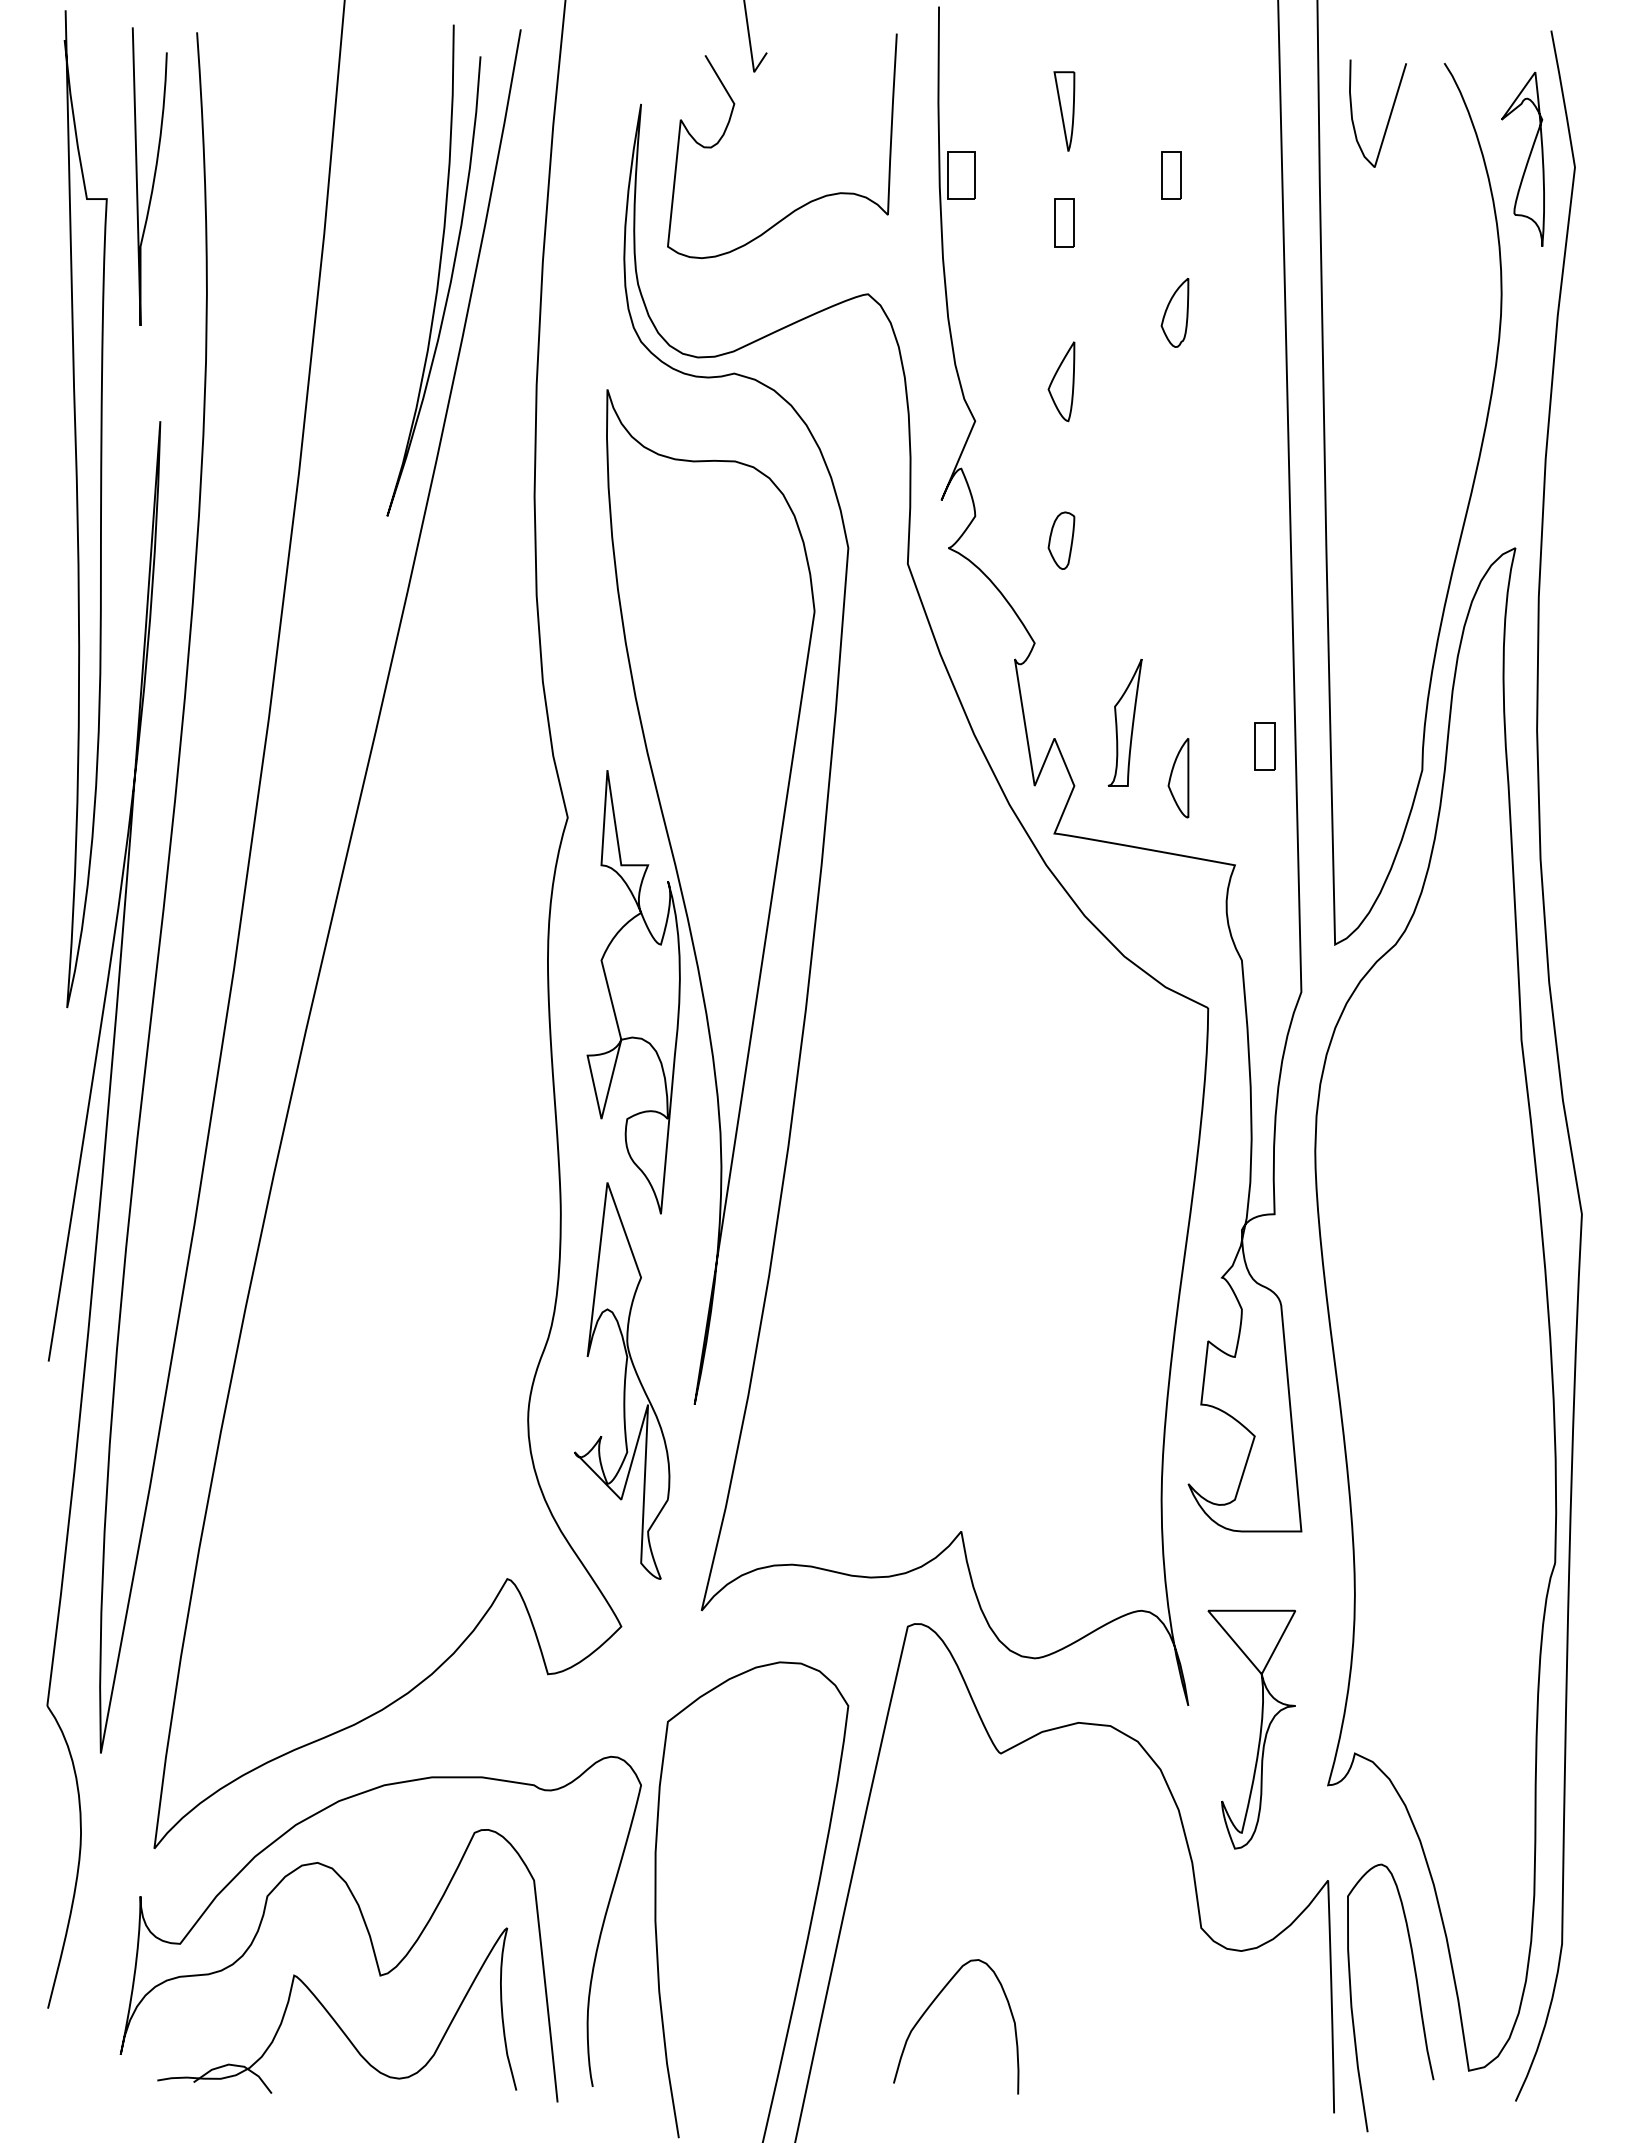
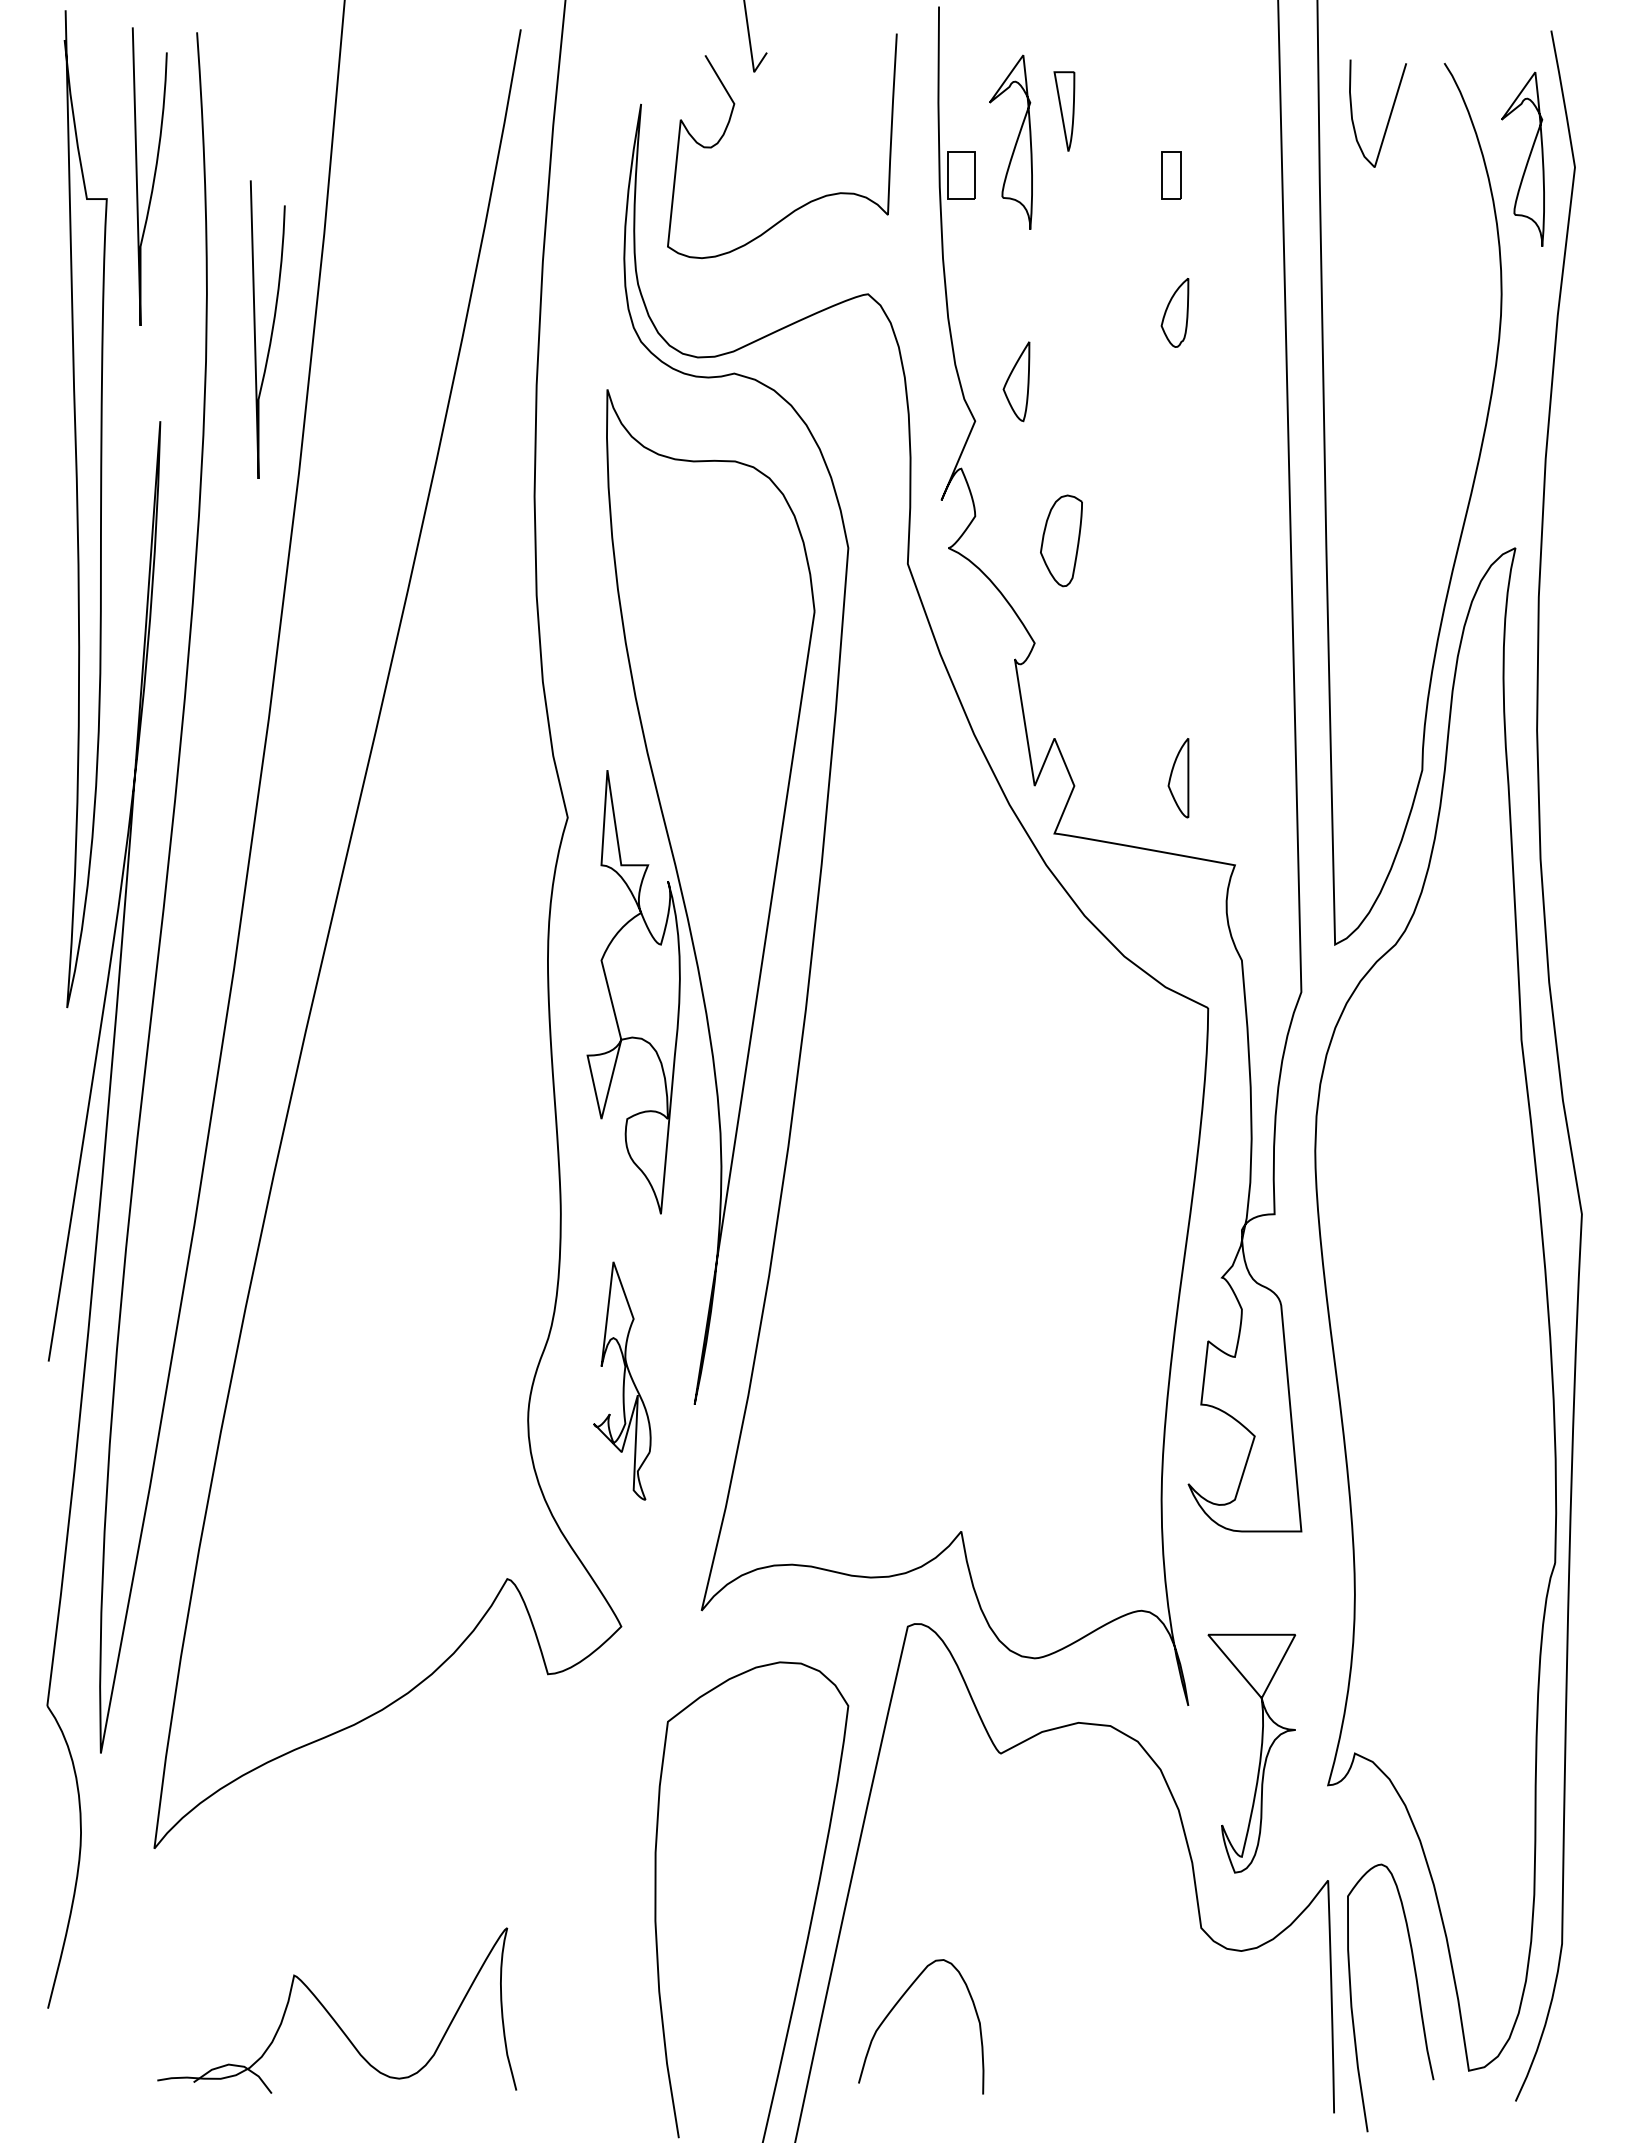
part: none -> present (1010, 141)
part: present -> none (1064, 222)
curve: present -> none (438, 270)
curve: none -> present (271, 329)
part position: (1061, 381) -> (1016, 381) (1016, 381)
part size: 29x59 px -> 43x94 px (1061, 540)
part: present -> none (1124, 722)
part: present -> none (1264, 746)
part size: 97x398 px -> 59x240 px (622, 1380)
part position: (1259, 1732) -> (1259, 1756) (1259, 1756)
curve: present -> none (369, 1931)
curve position: (929, 2008) -> (894, 2008) (894, 2008)
